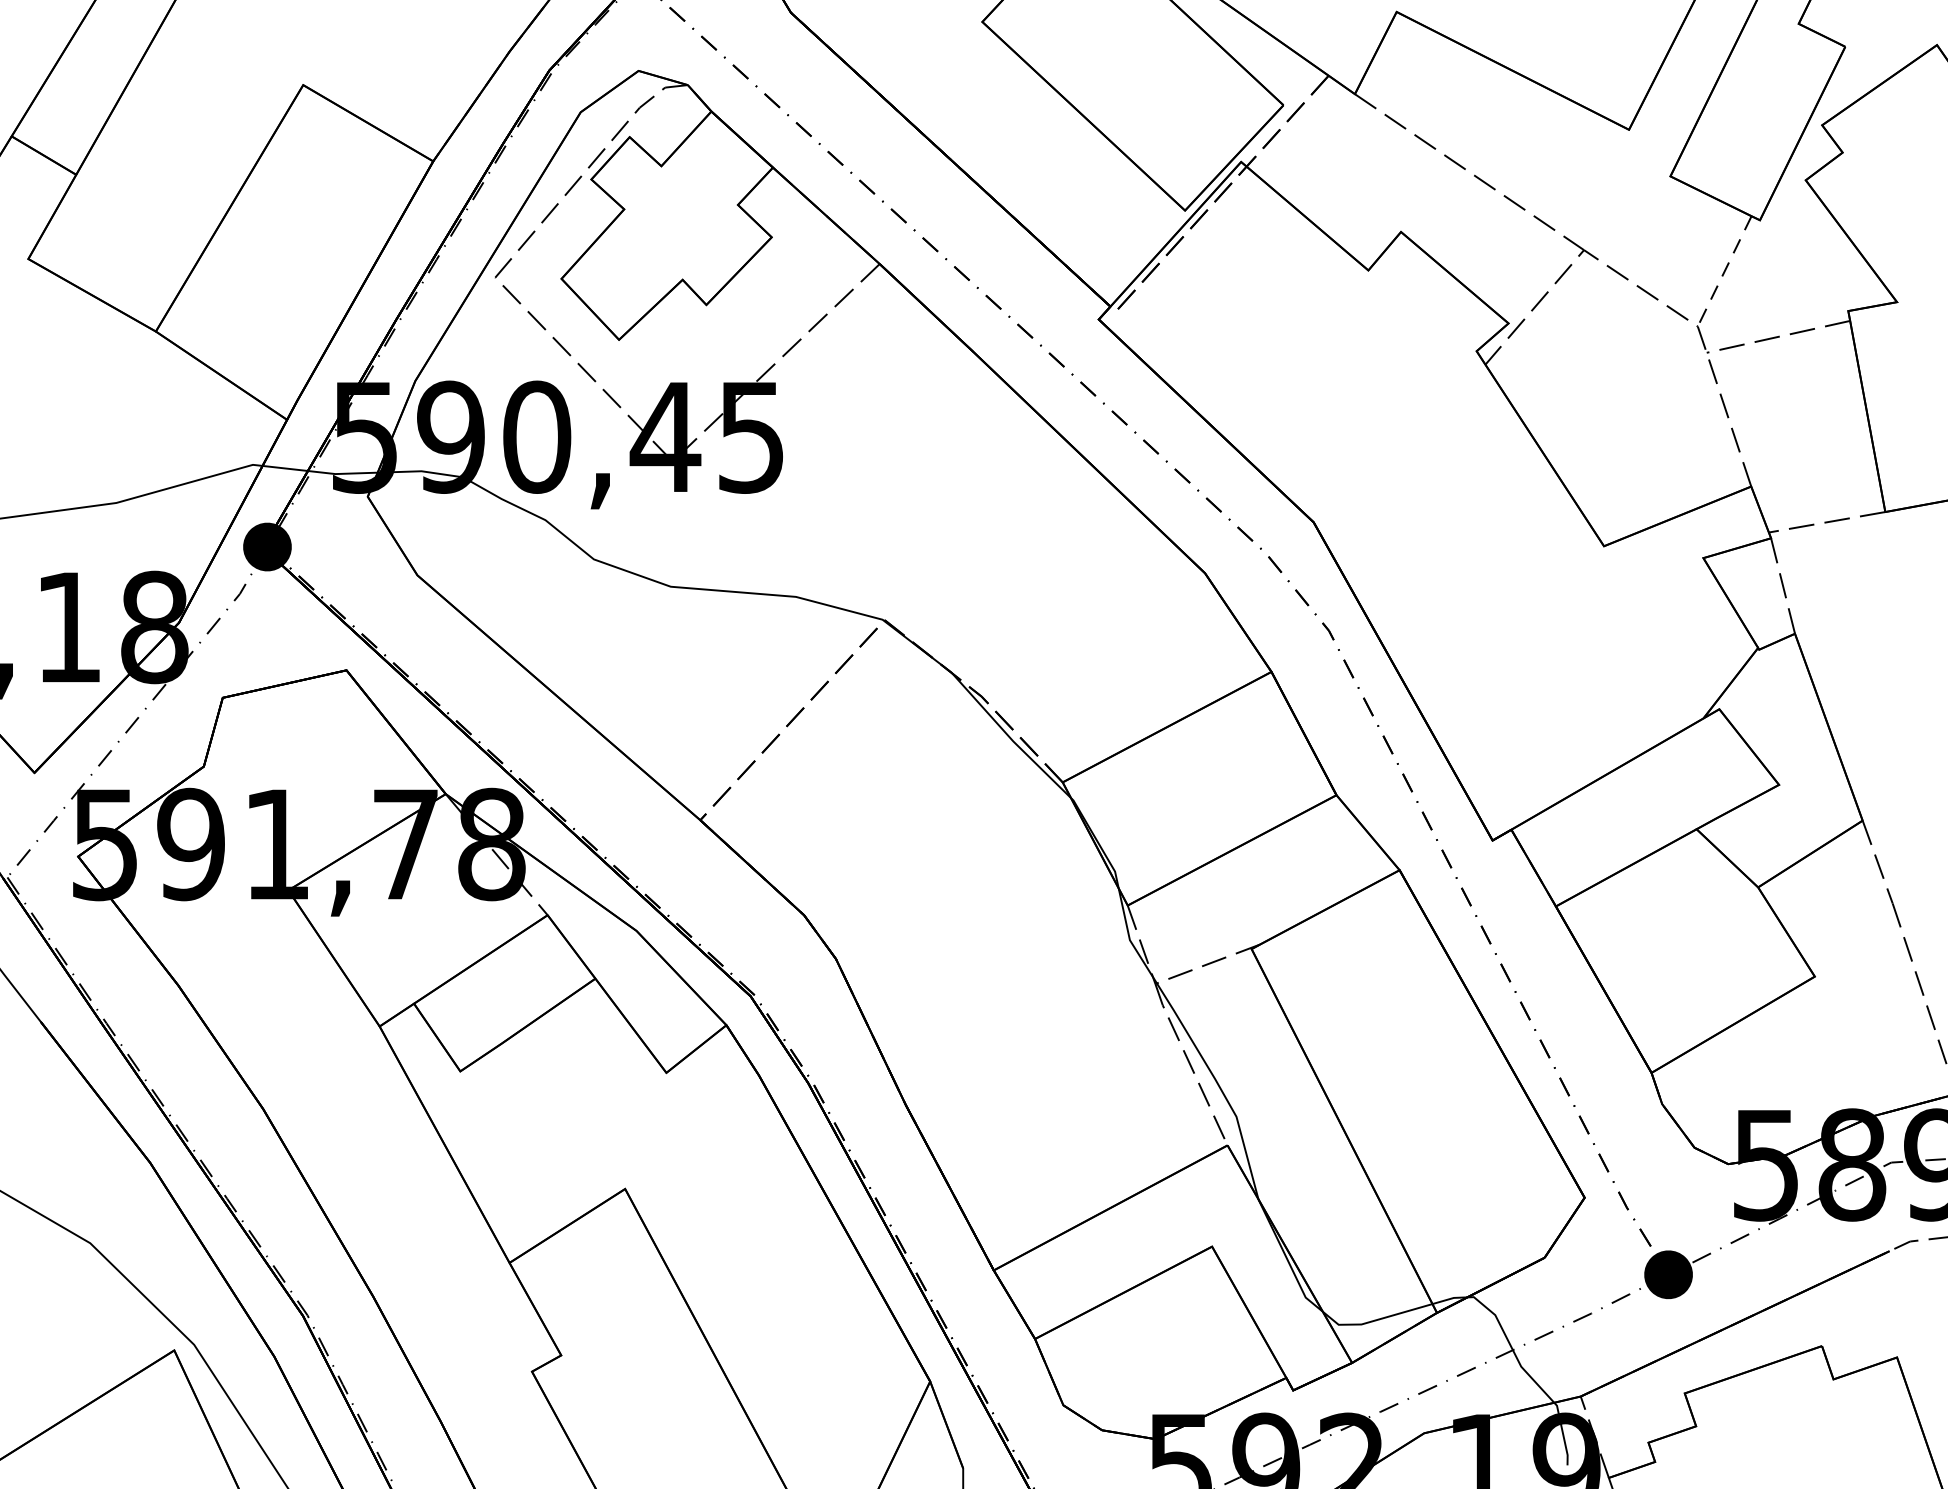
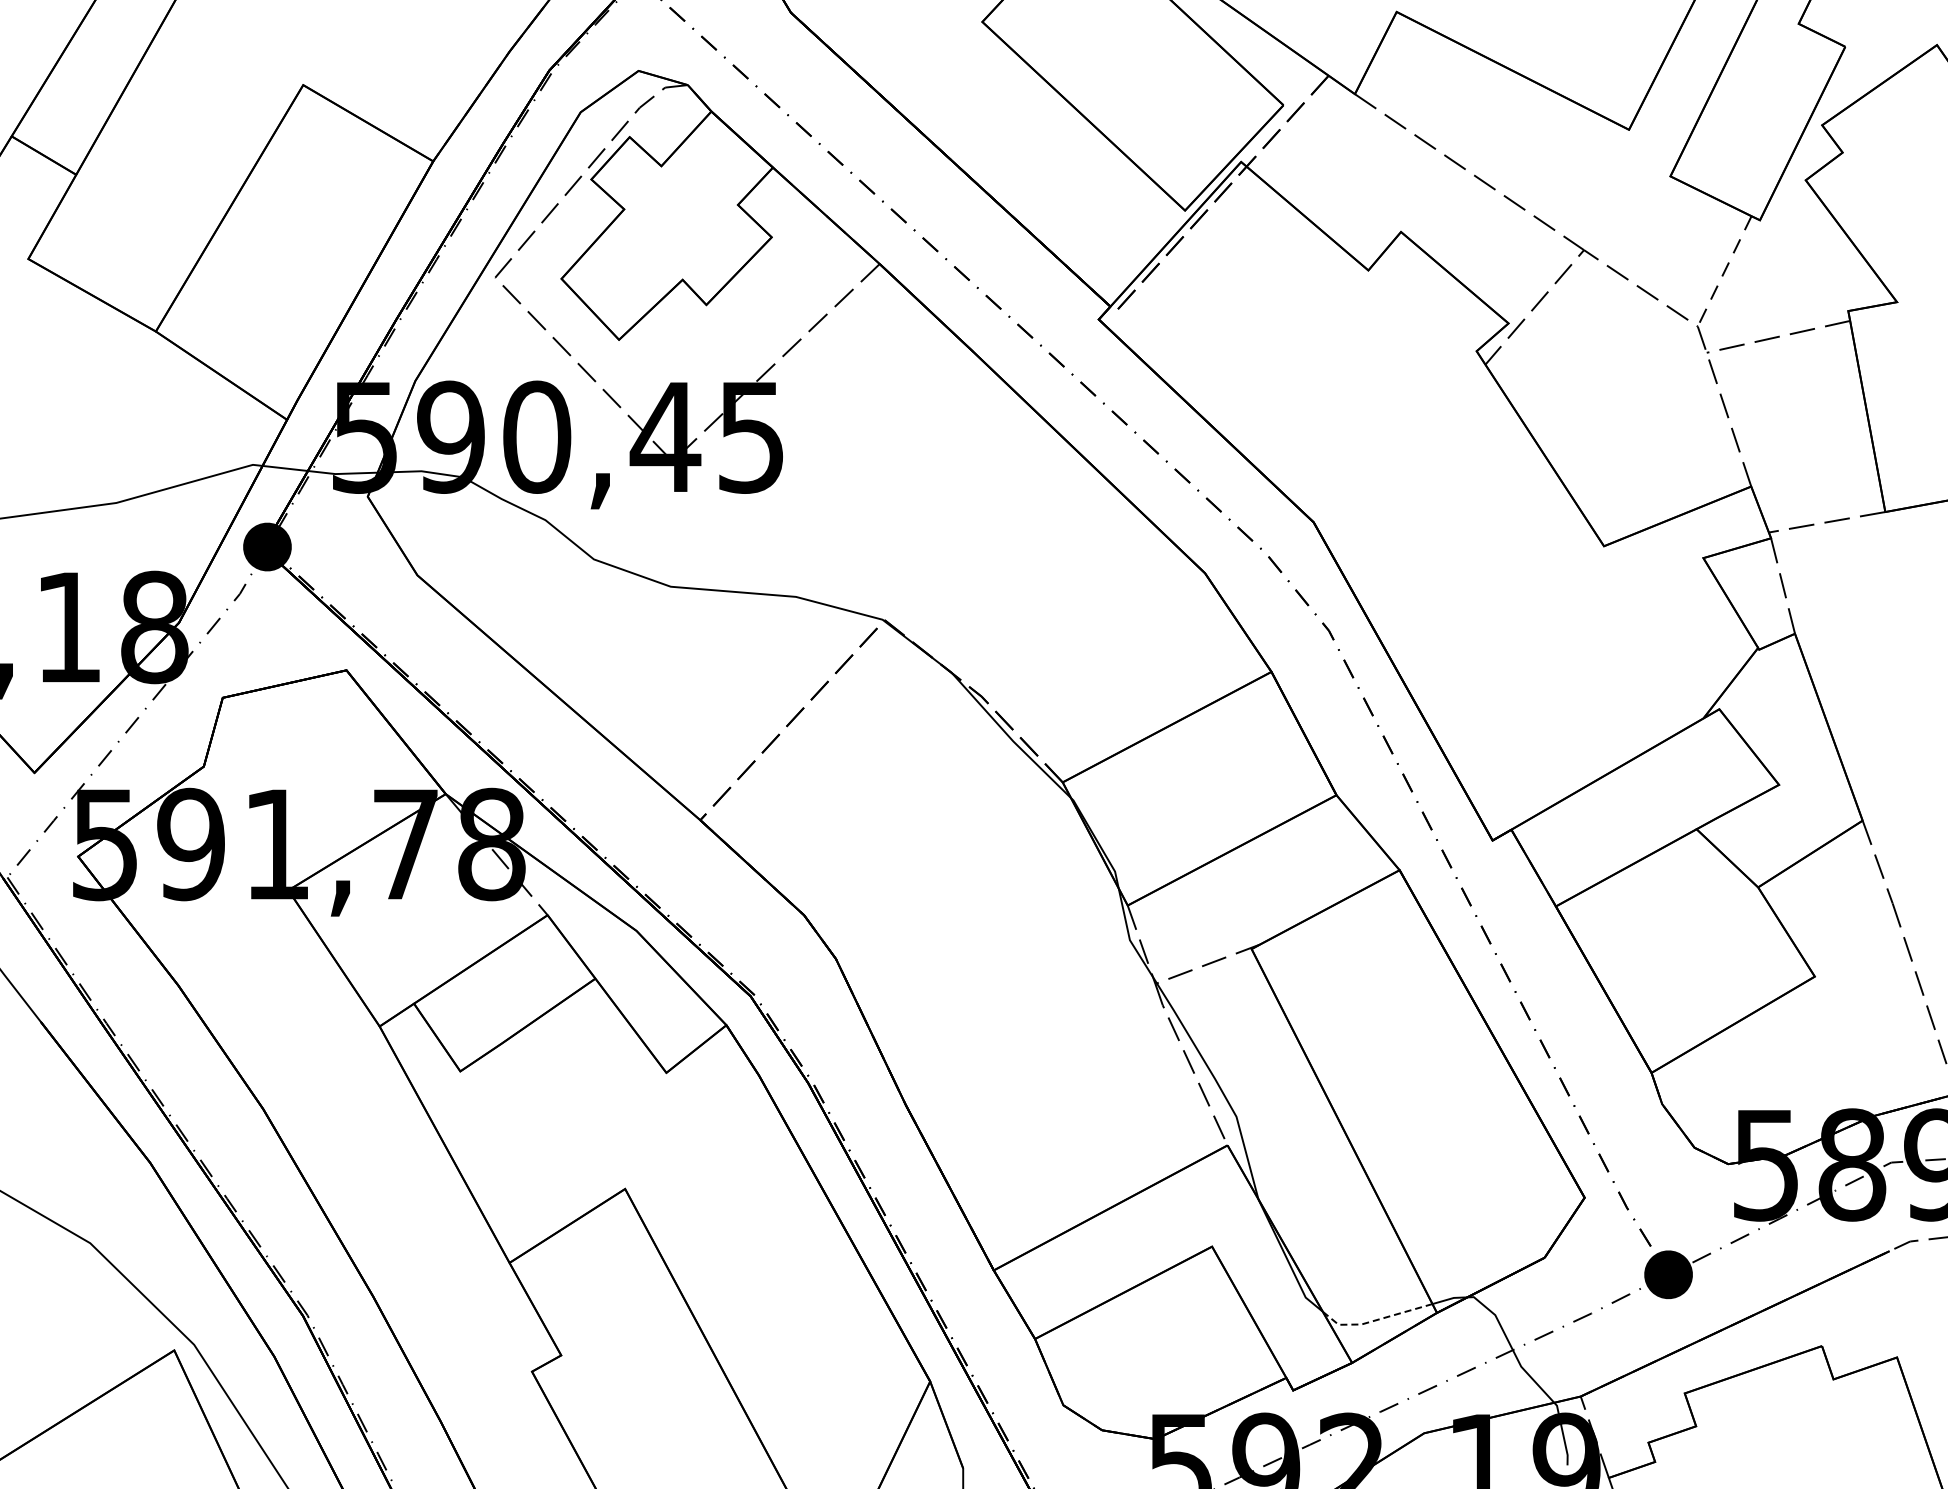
line: solid -> dashed (1374, 1320)
